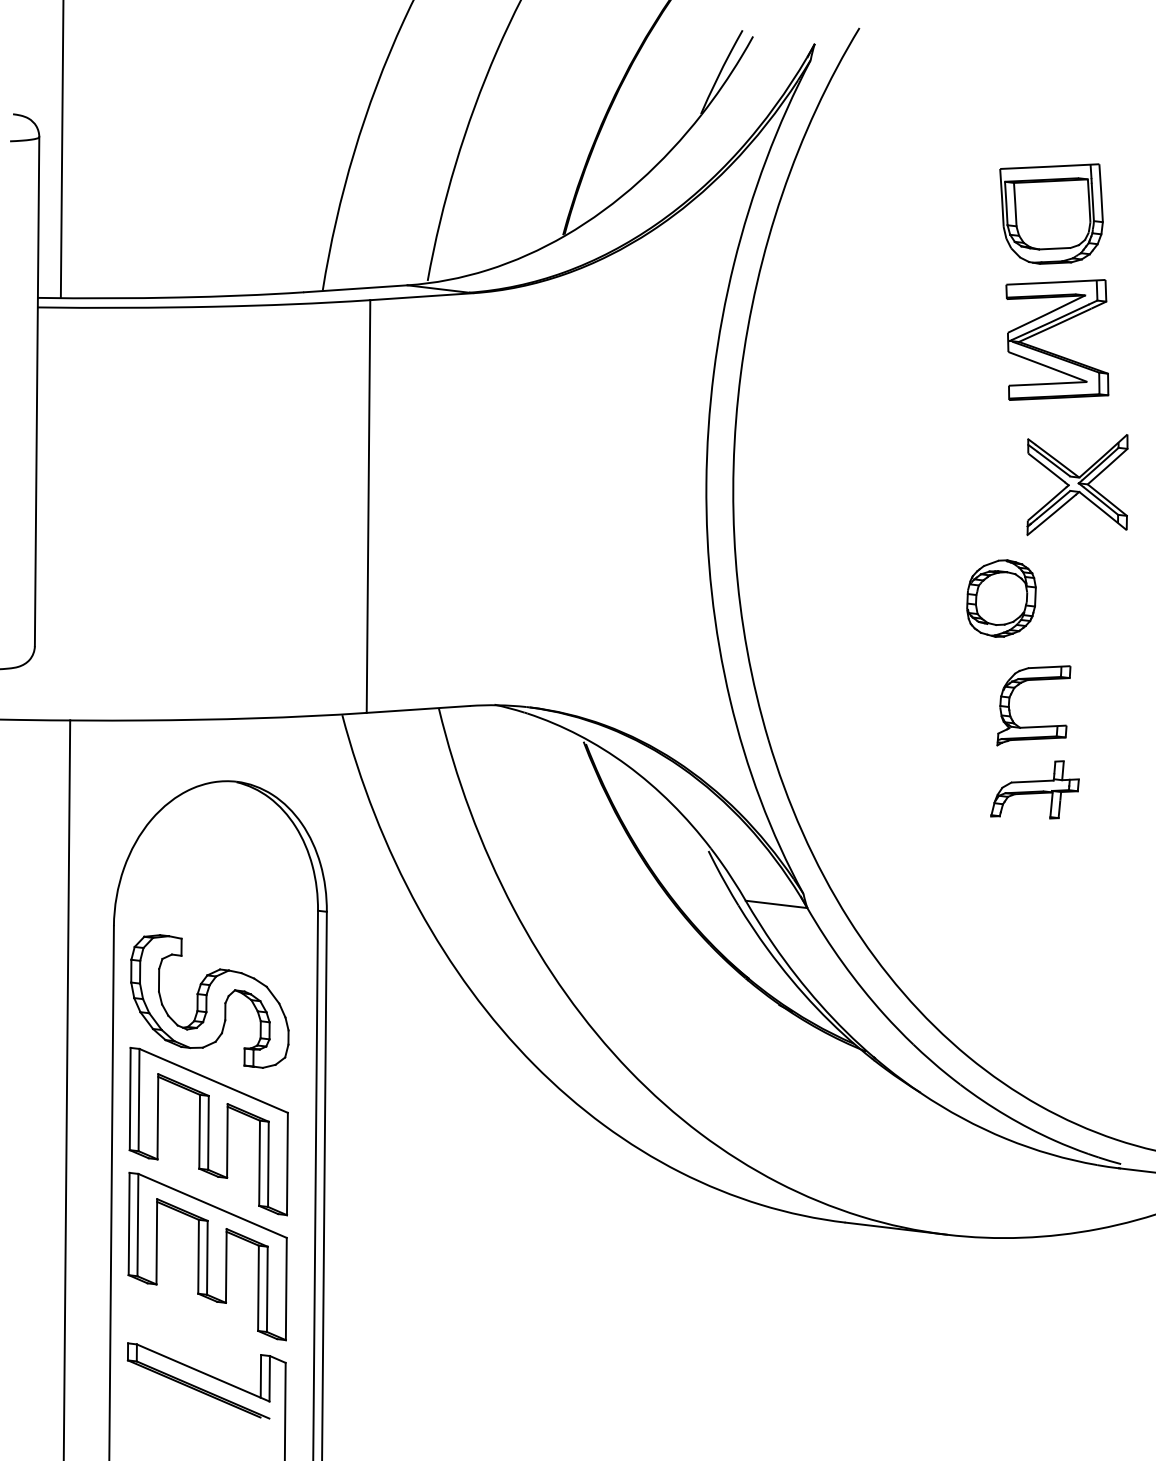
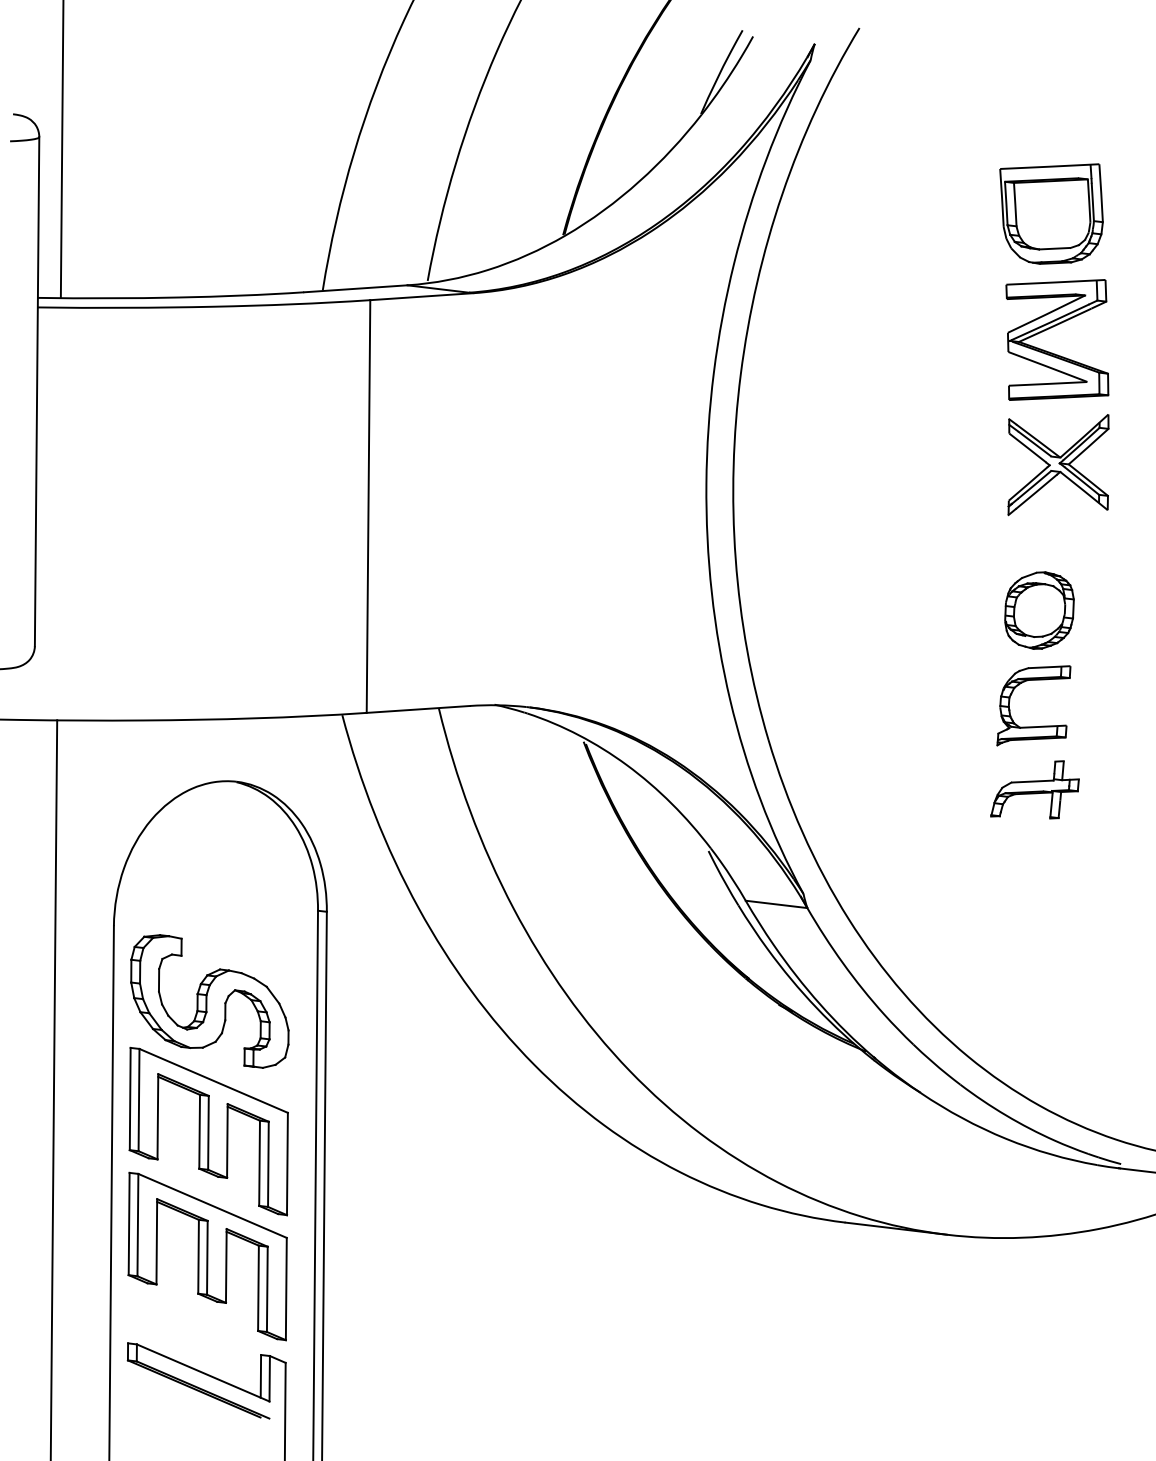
part position: (1077, 485) -> (1058, 465) (1058, 465)
part position: (1001, 598) -> (1039, 610) (1039, 610)
line position: (66, 1088) -> (53, 1088) (53, 1088)
